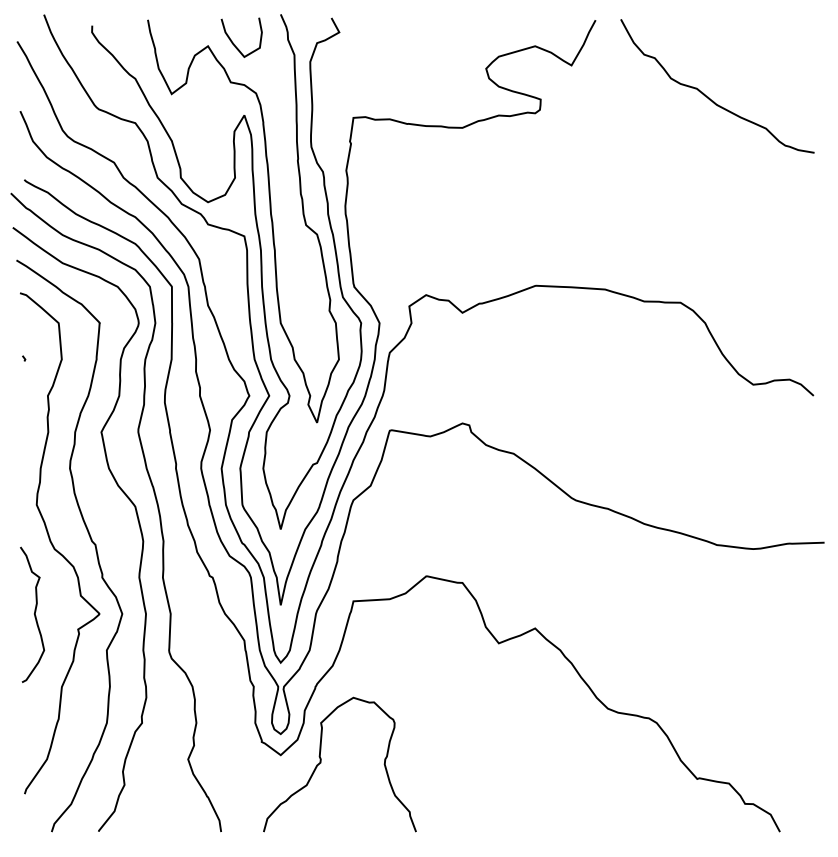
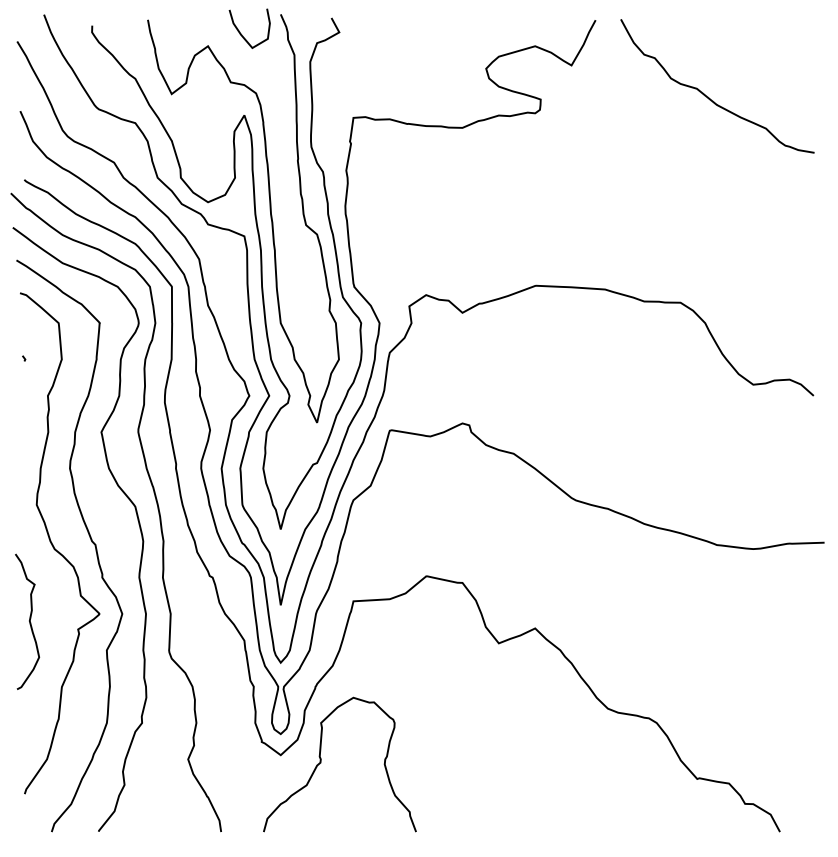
curve position: (234, 43) -> (242, 34) (242, 34)
curve position: (34, 614) -> (29, 621) (29, 621)
